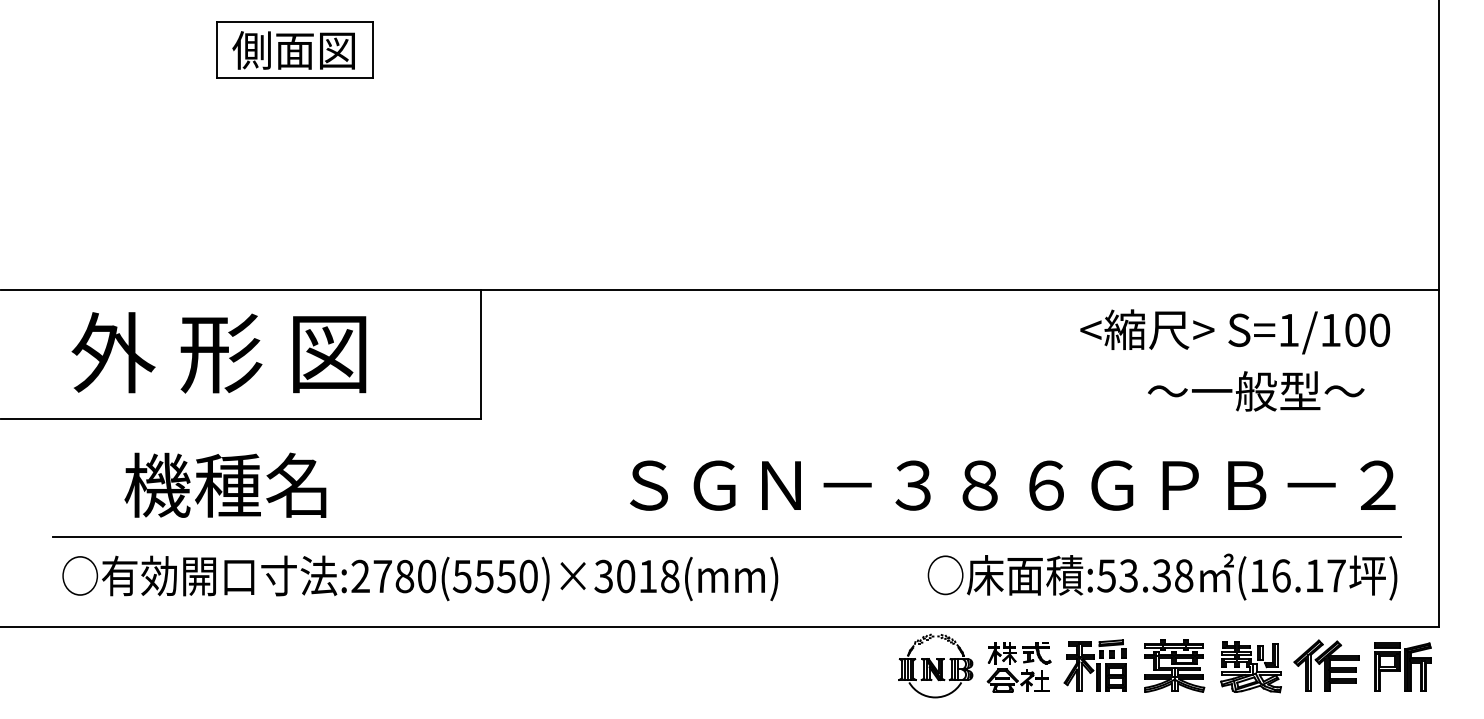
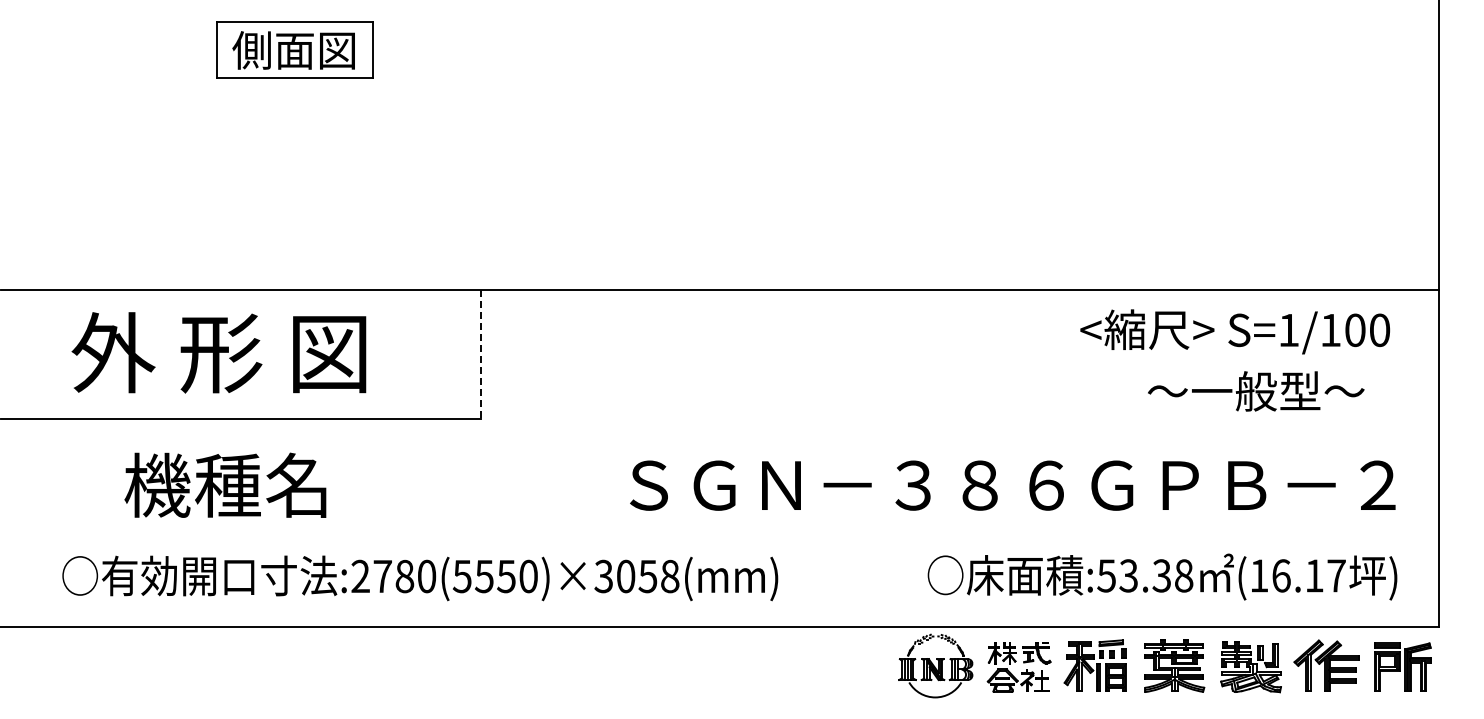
line: solid -> dashed (480, 354)
line: present -> none (726, 537)
text: :2780(5550)×3018(mm) -> :2780(5550)×3058(mm) (647, 576)
